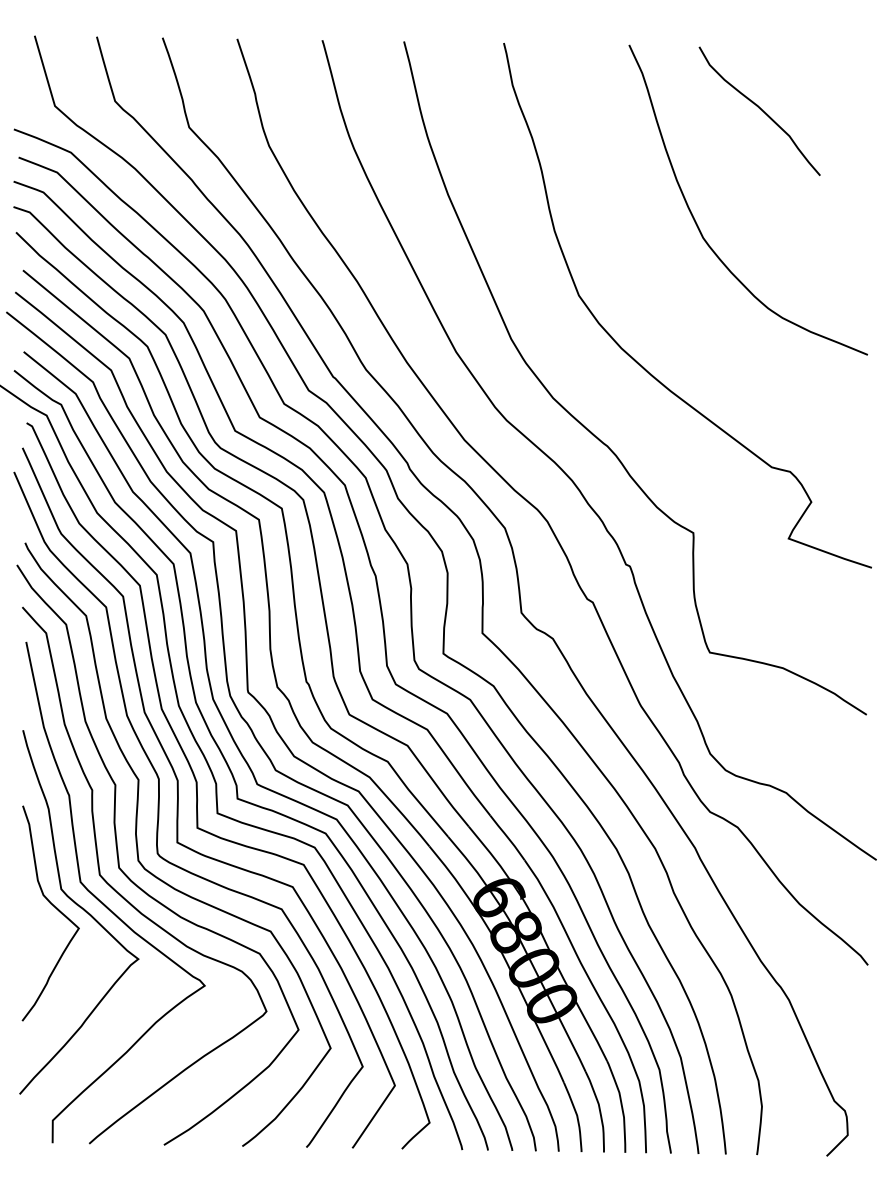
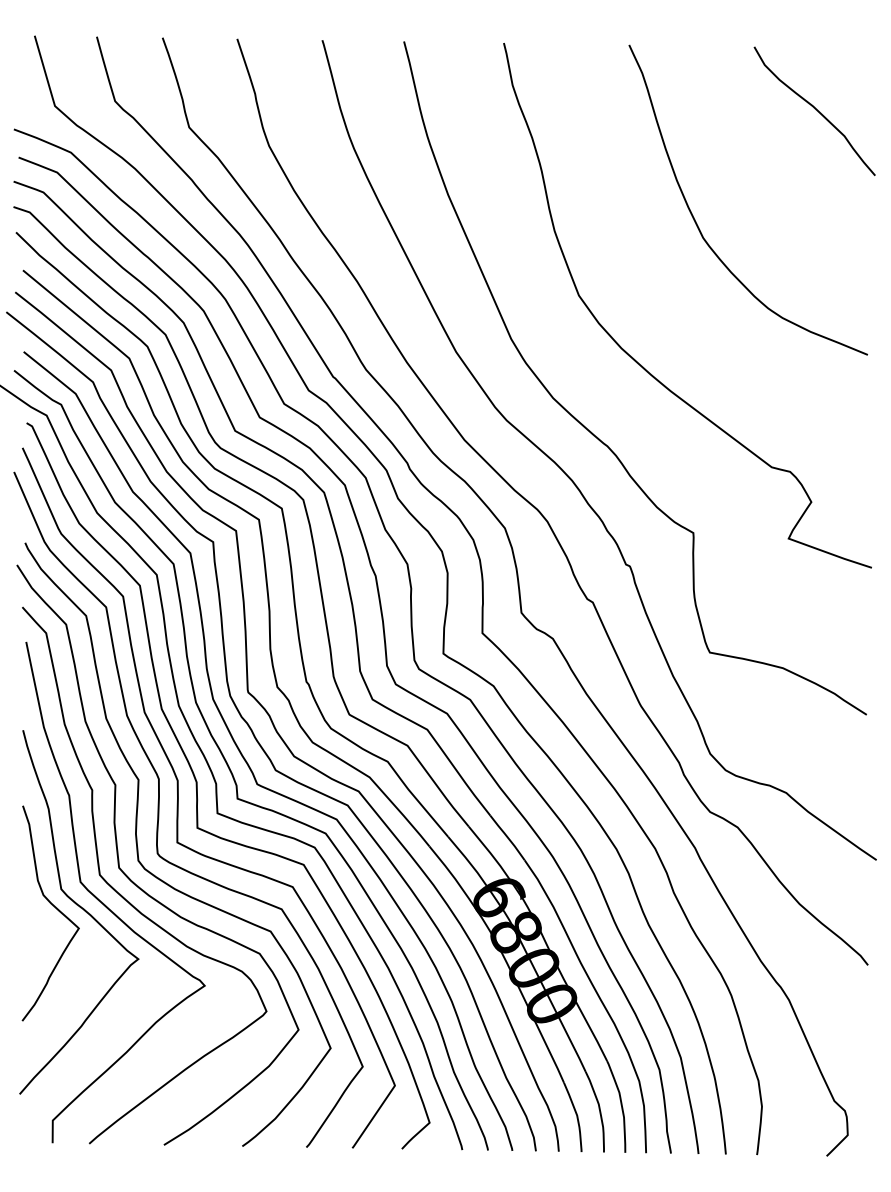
curve position: (760, 109) -> (815, 109) (815, 109)
